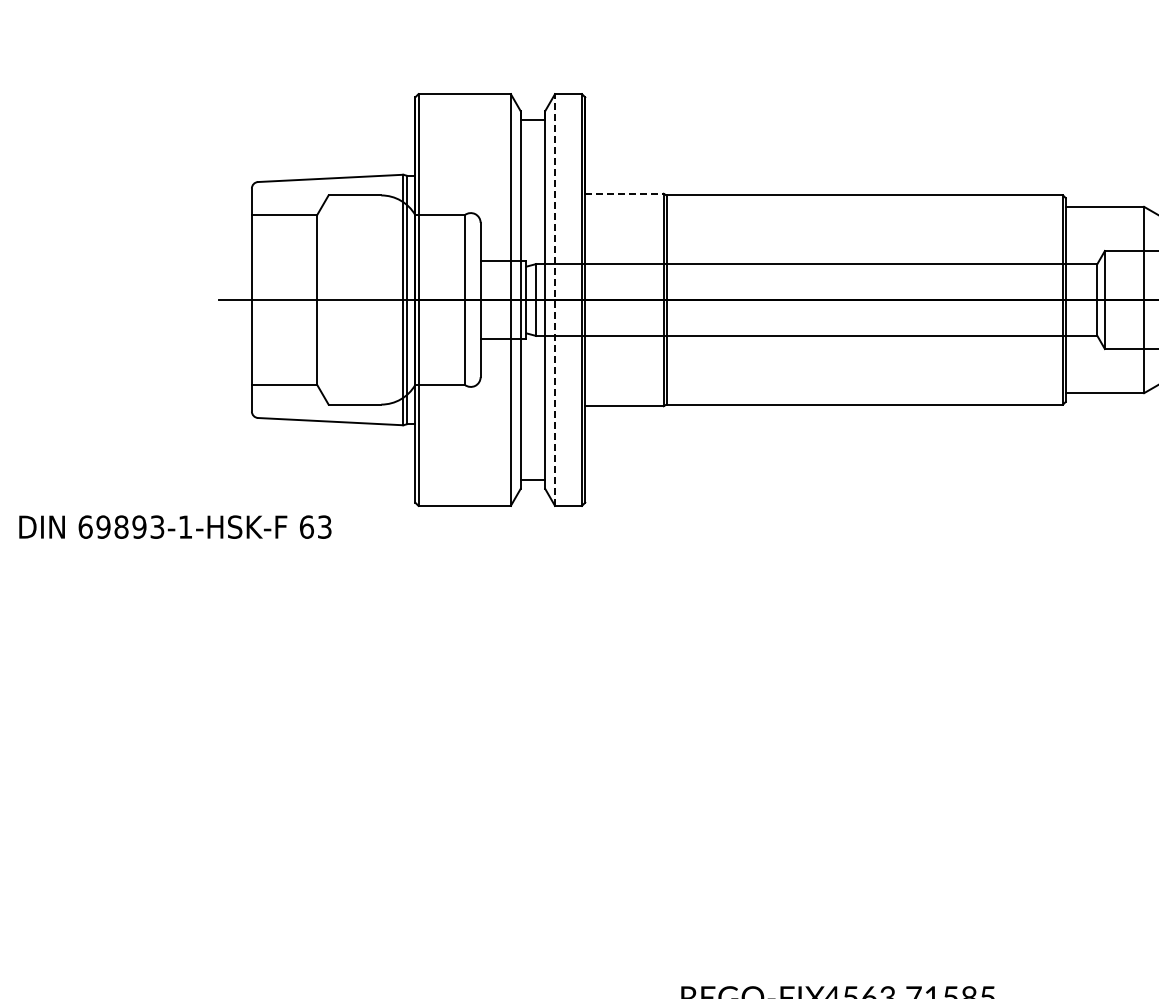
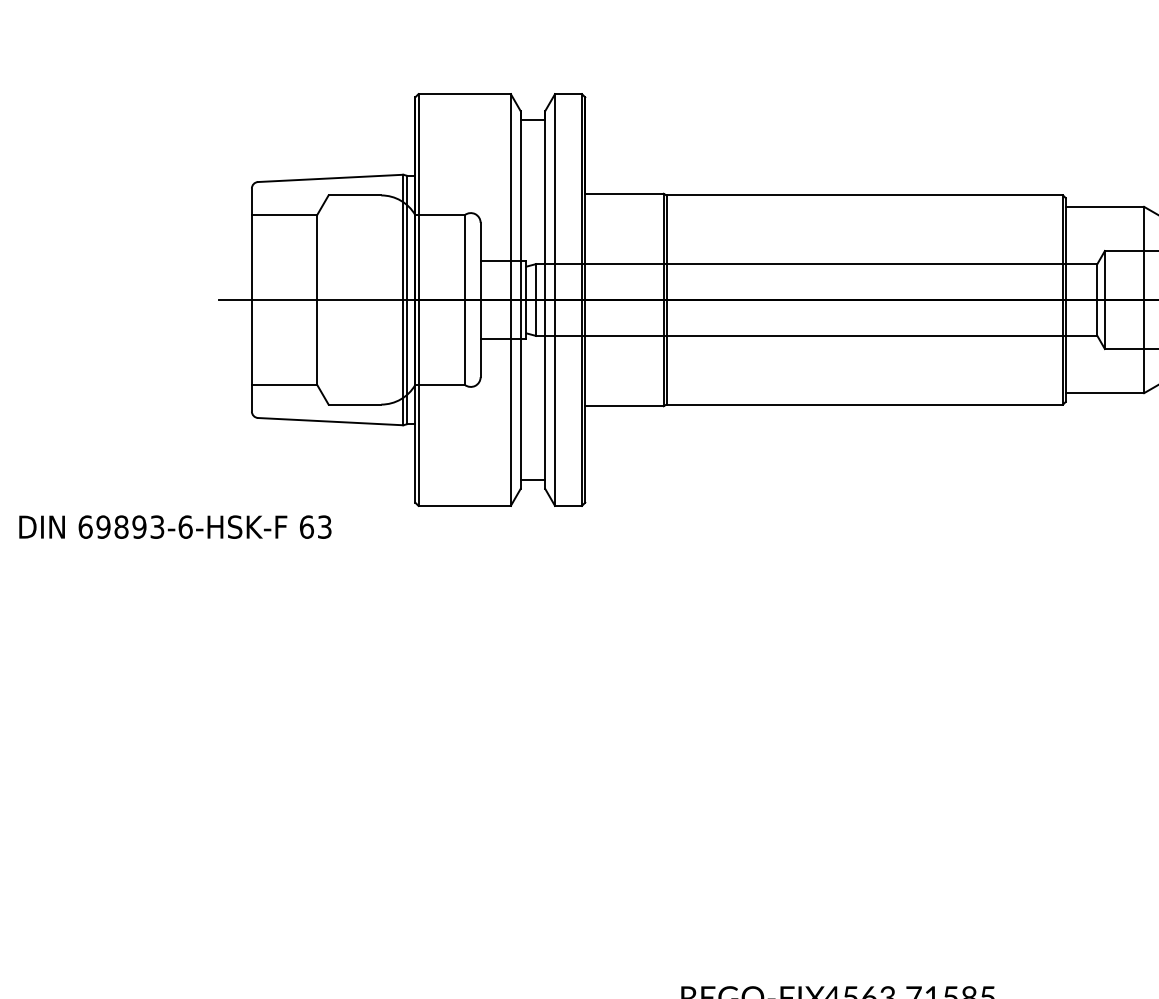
line: dashed -> solid (624, 193)
line: dashed -> solid (555, 300)
text: 69893-1-HSK-F -> 69893-6-HSK-F (185, 526)
